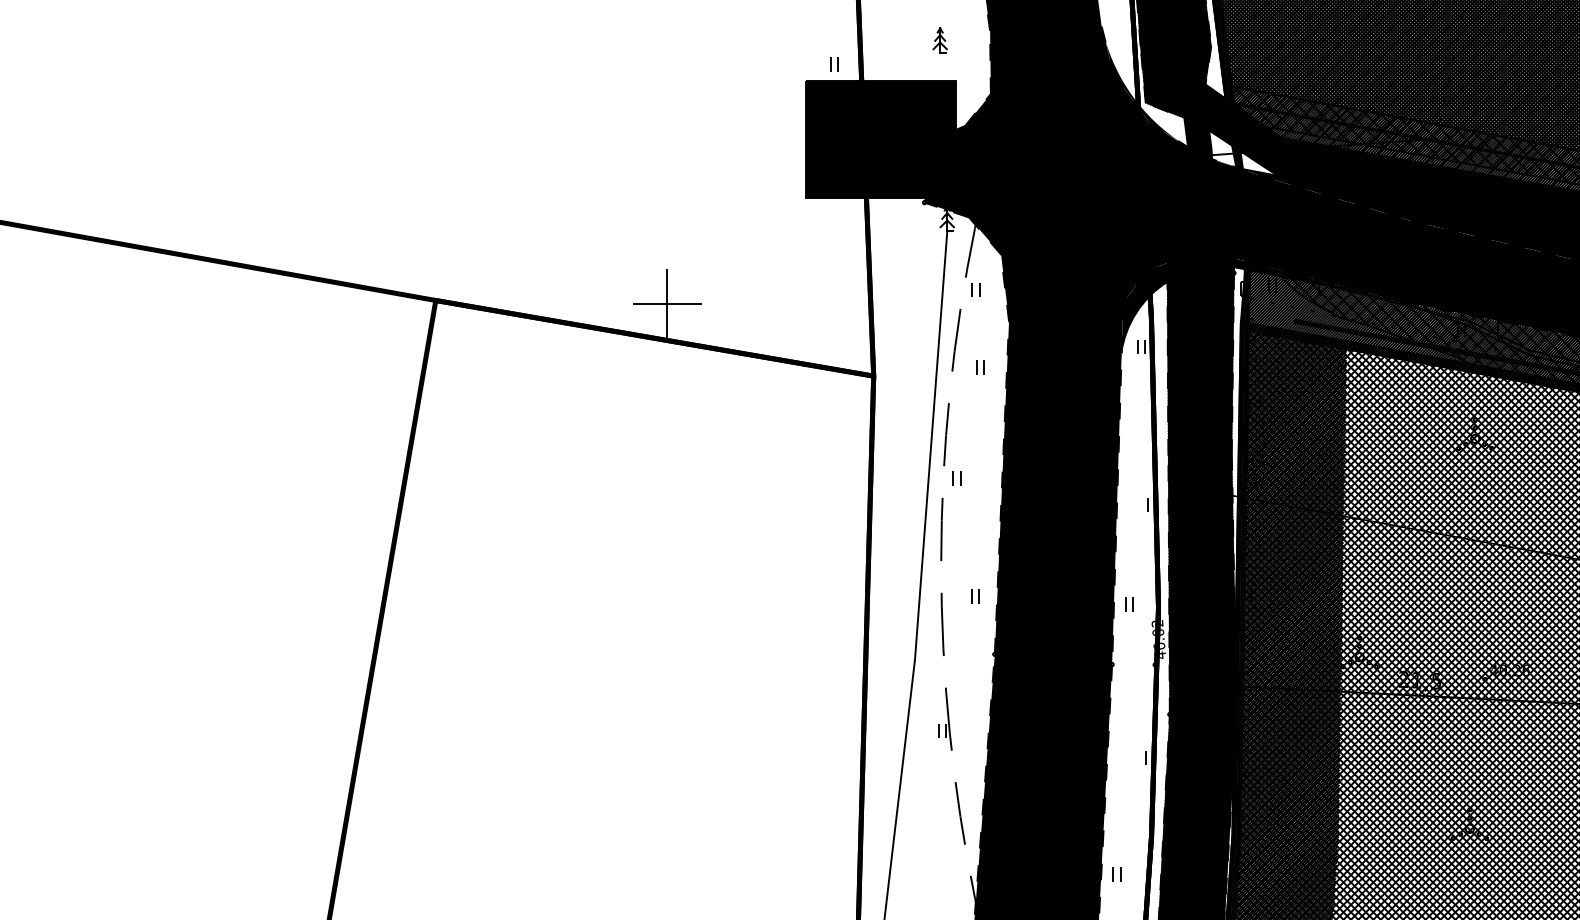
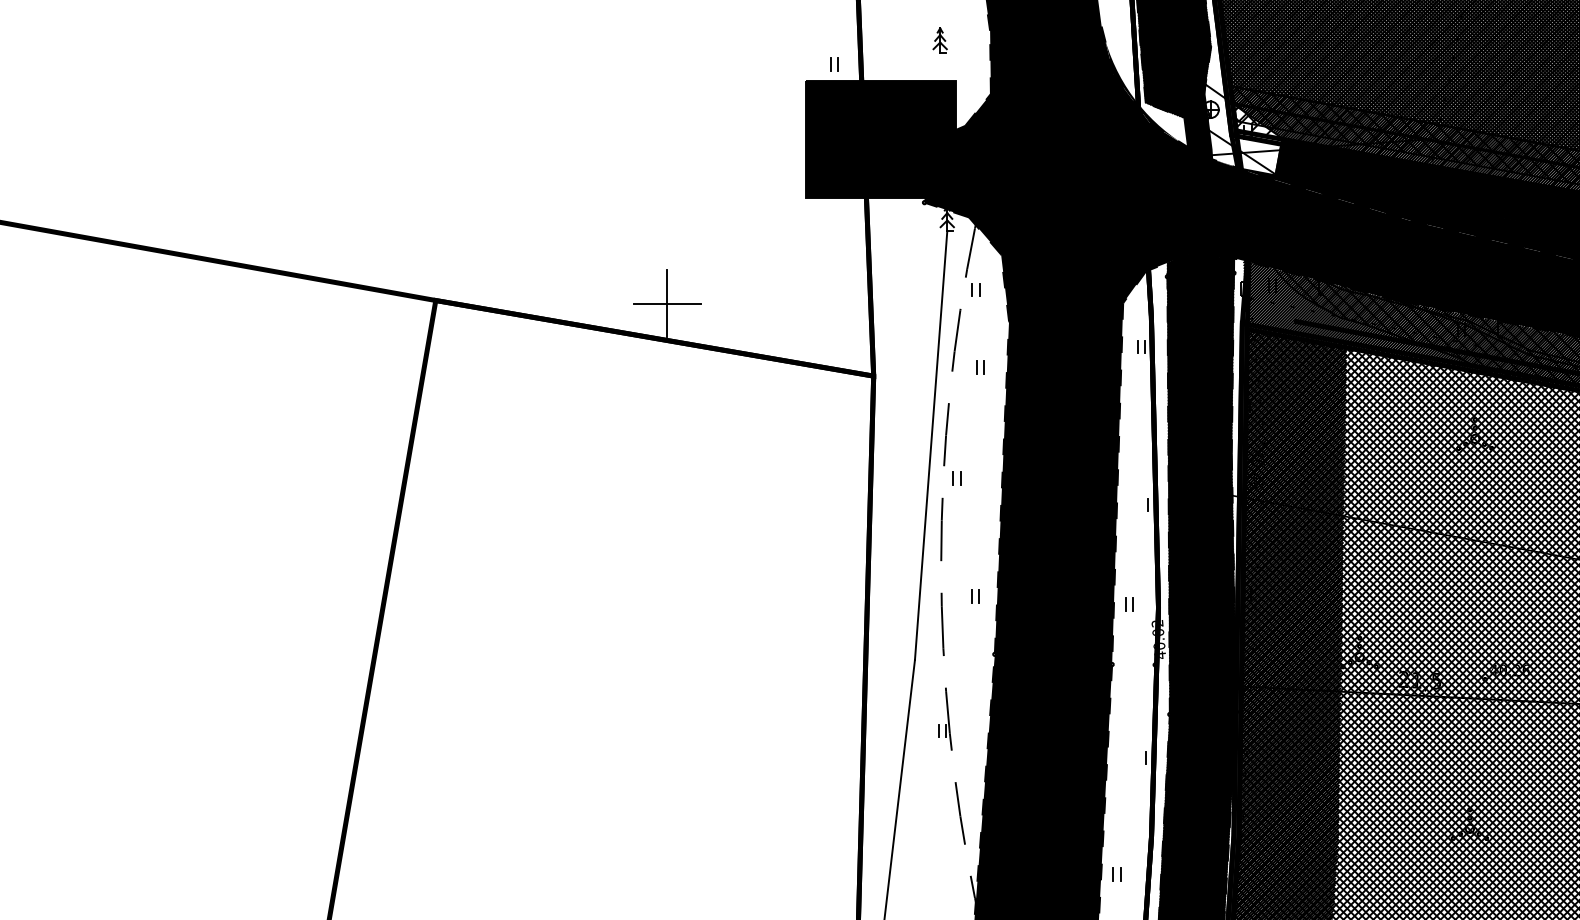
fill: present -> none (1240, 129)
fill: present -> none (1259, 309)
